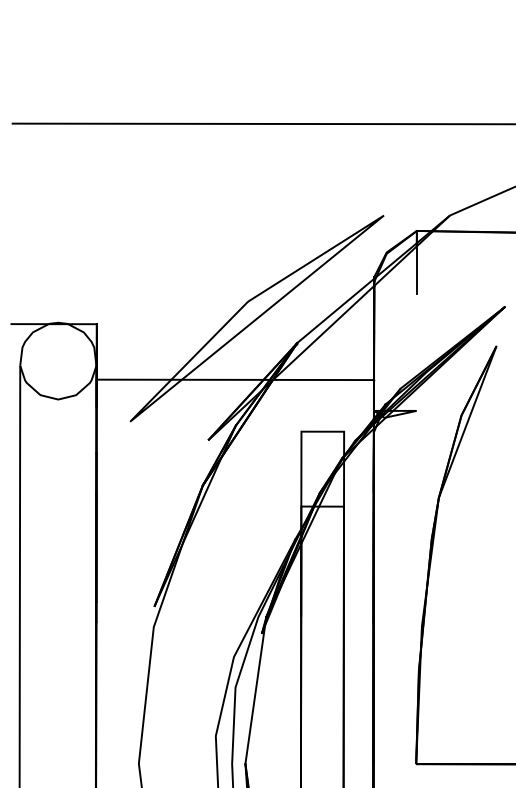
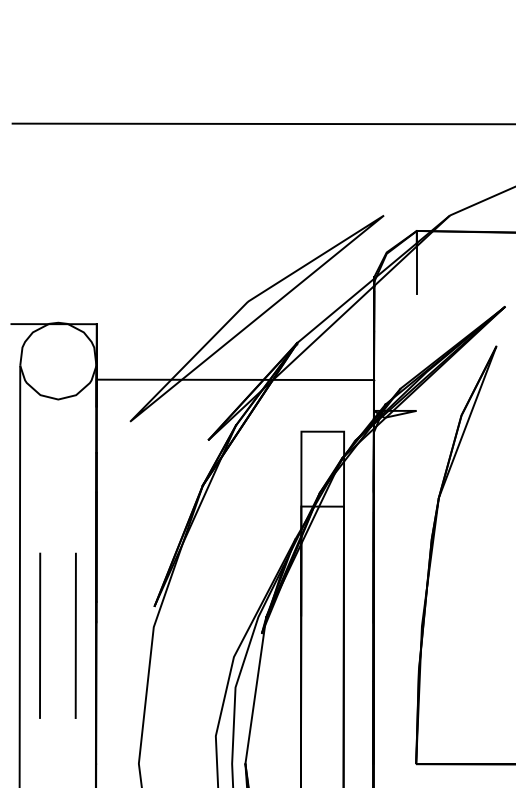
line: none -> present (40, 635)
line: none -> present (75, 635)
